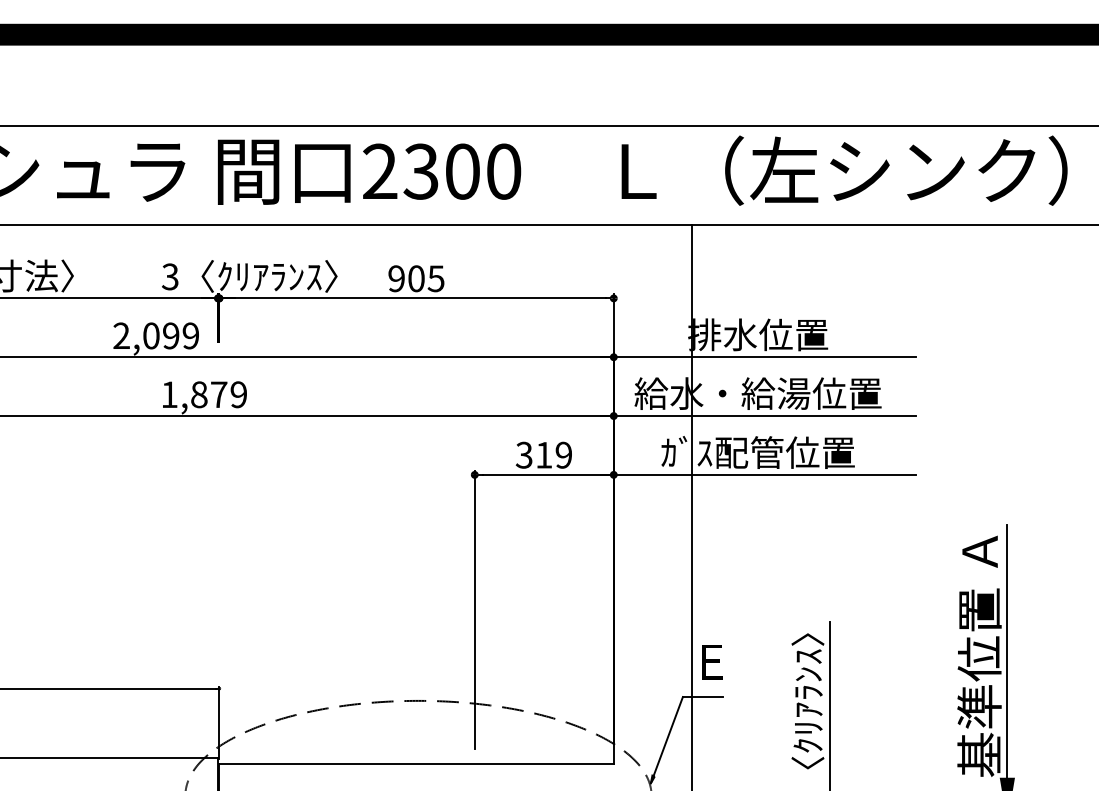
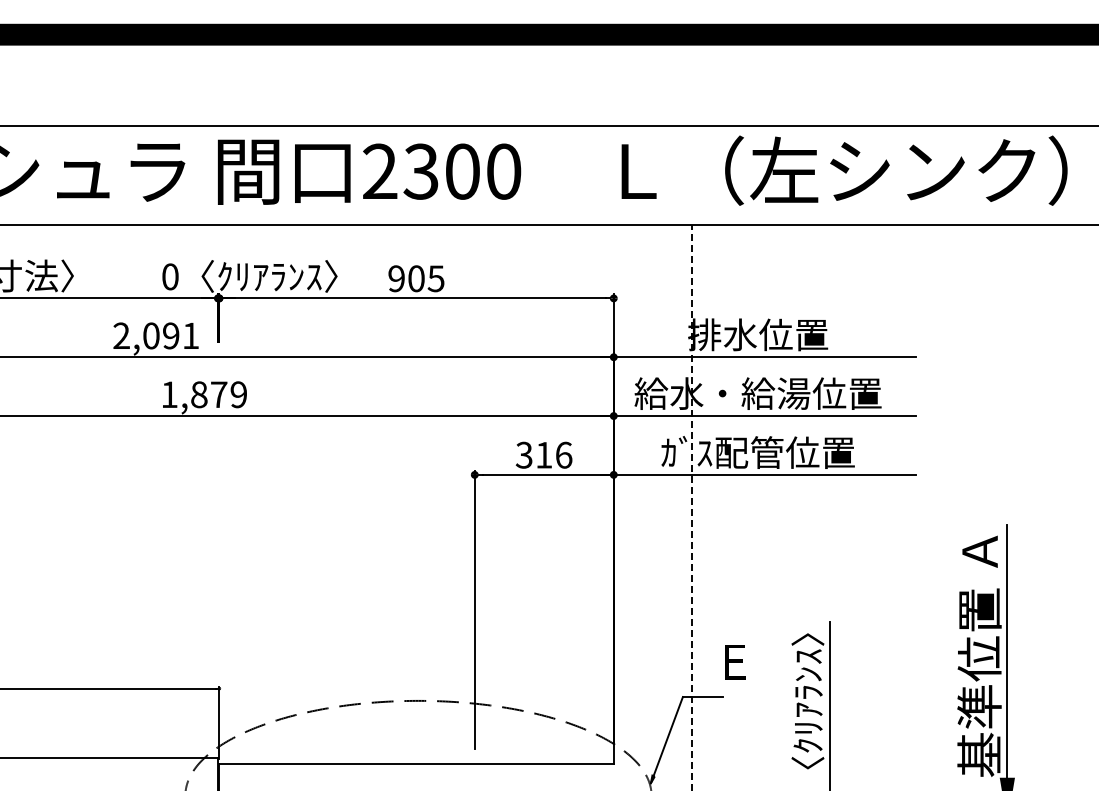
text: 3 -> 0 (169, 276)
text: 2,099 -> 2,091 (190, 335)
text: 319 -> 316 (563, 454)
line: solid -> dashed (691, 507)
text position: (712, 662) -> (735, 662) (735, 662)
